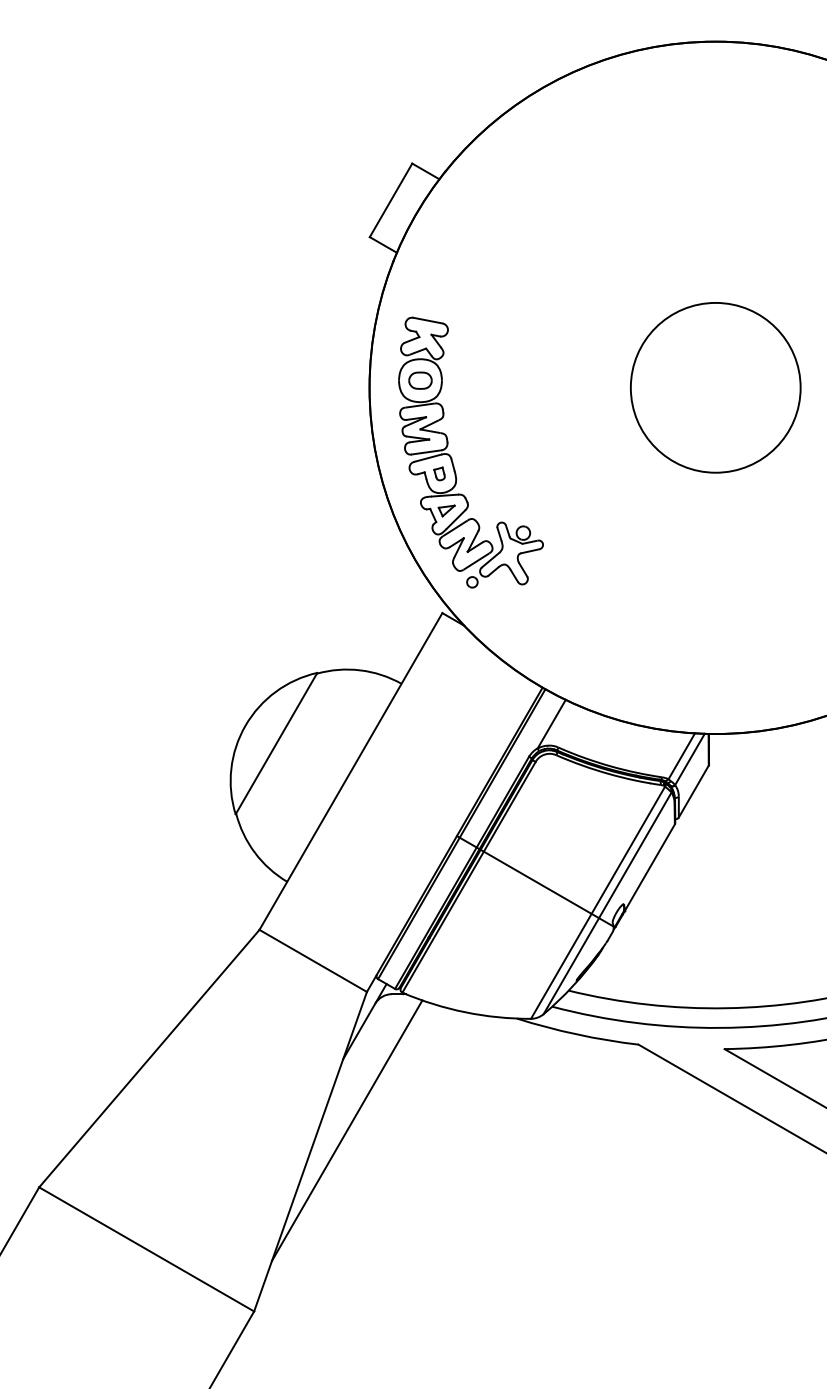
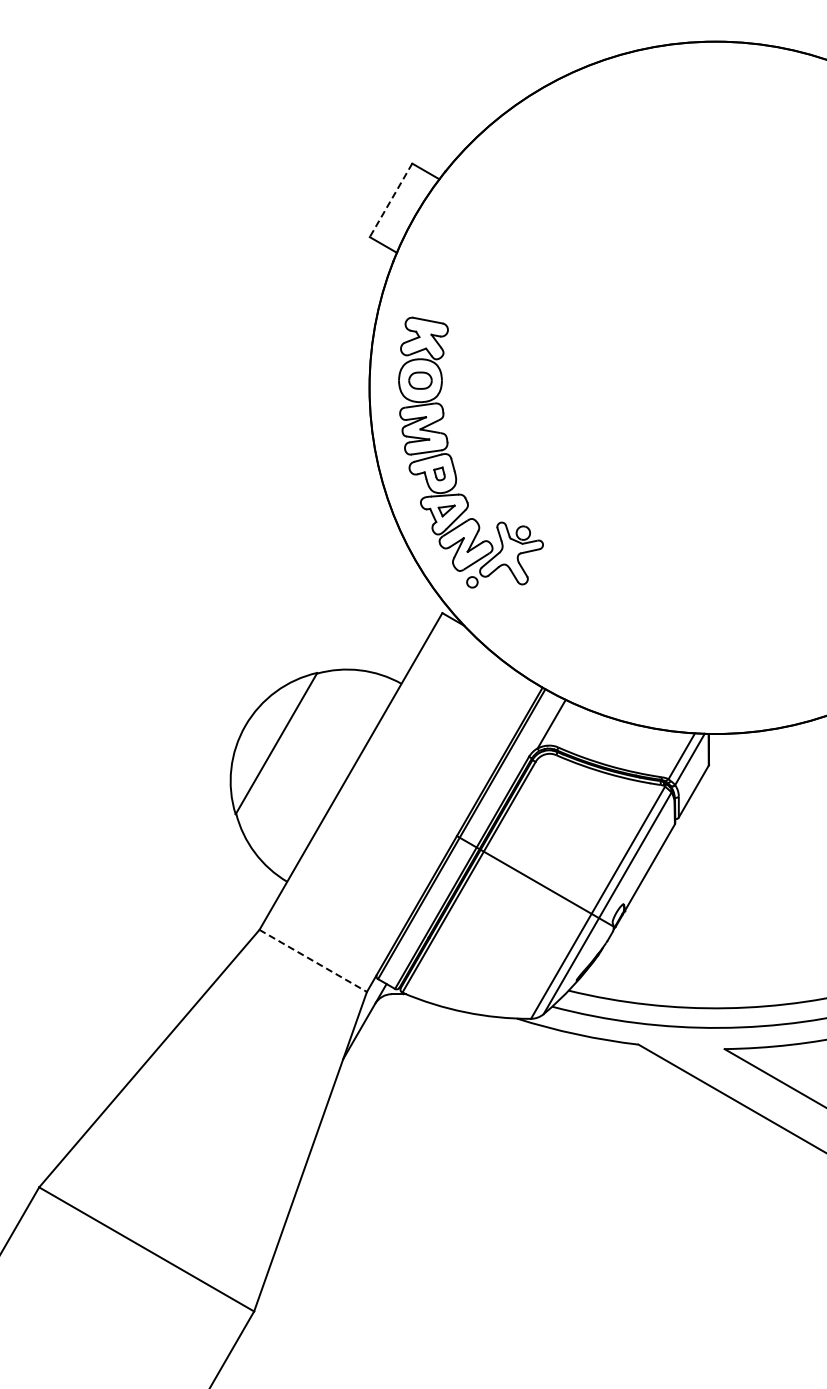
line: solid -> dashed (390, 200)
circle: present -> none (715, 387)
line: solid -> dashed (313, 961)
line: present -> none (346, 1130)
